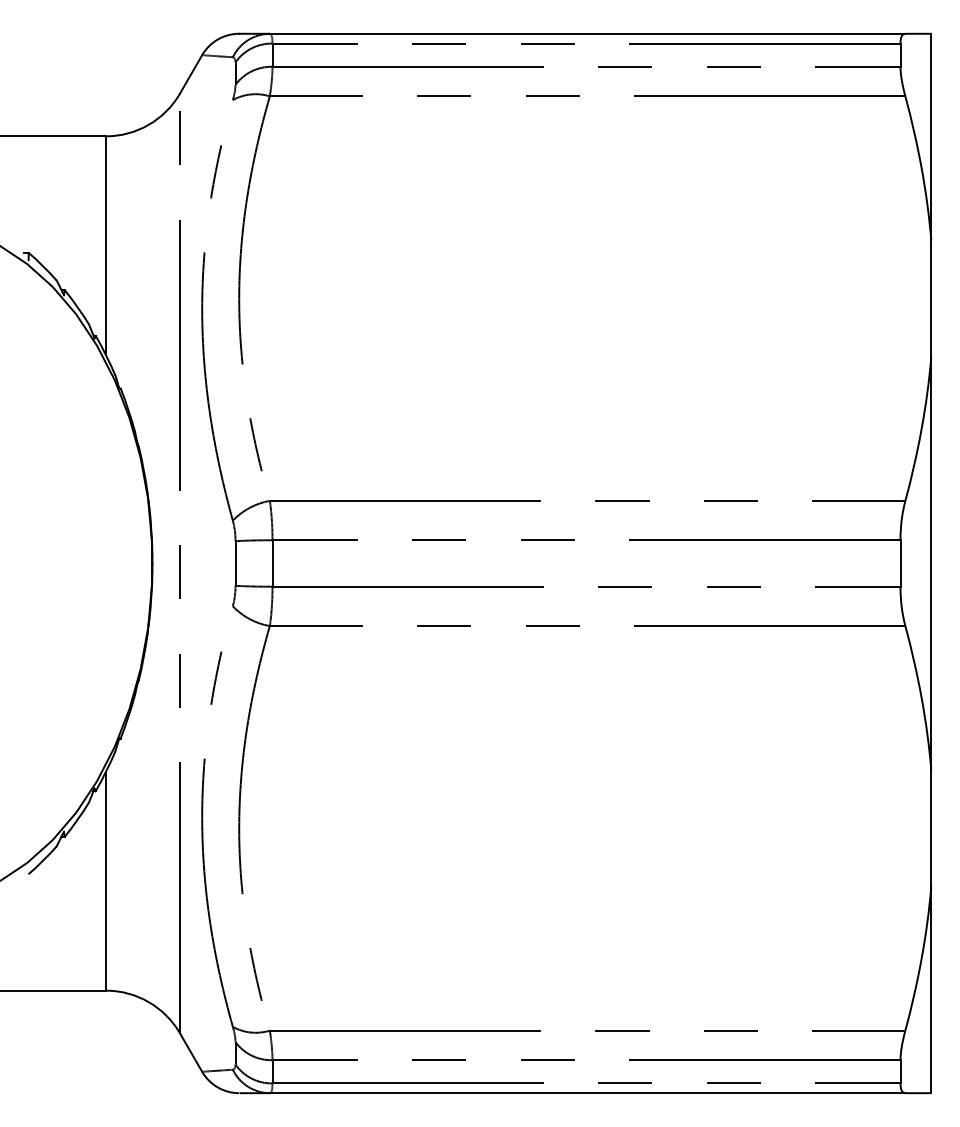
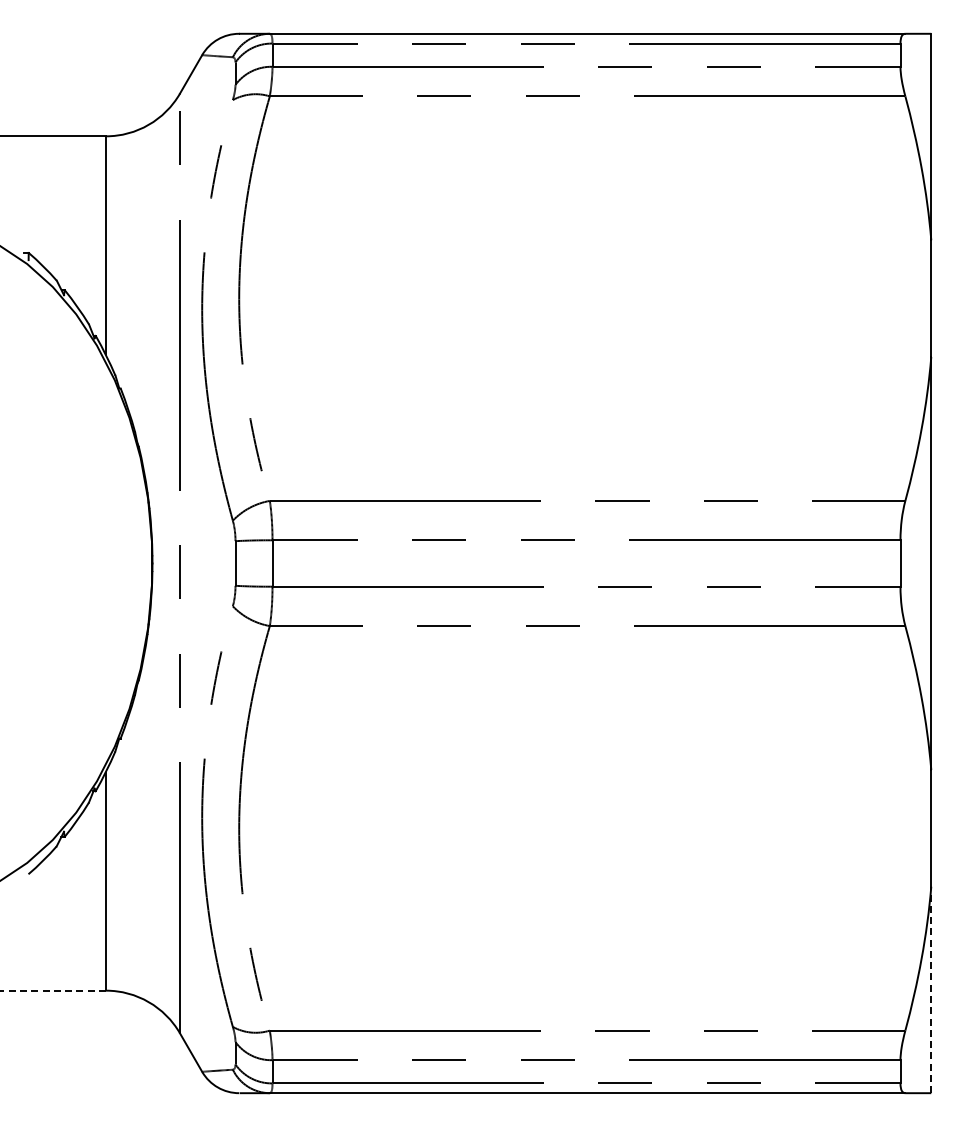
line: solid -> dashed (931, 989)
line: solid -> dashed (53, 990)
